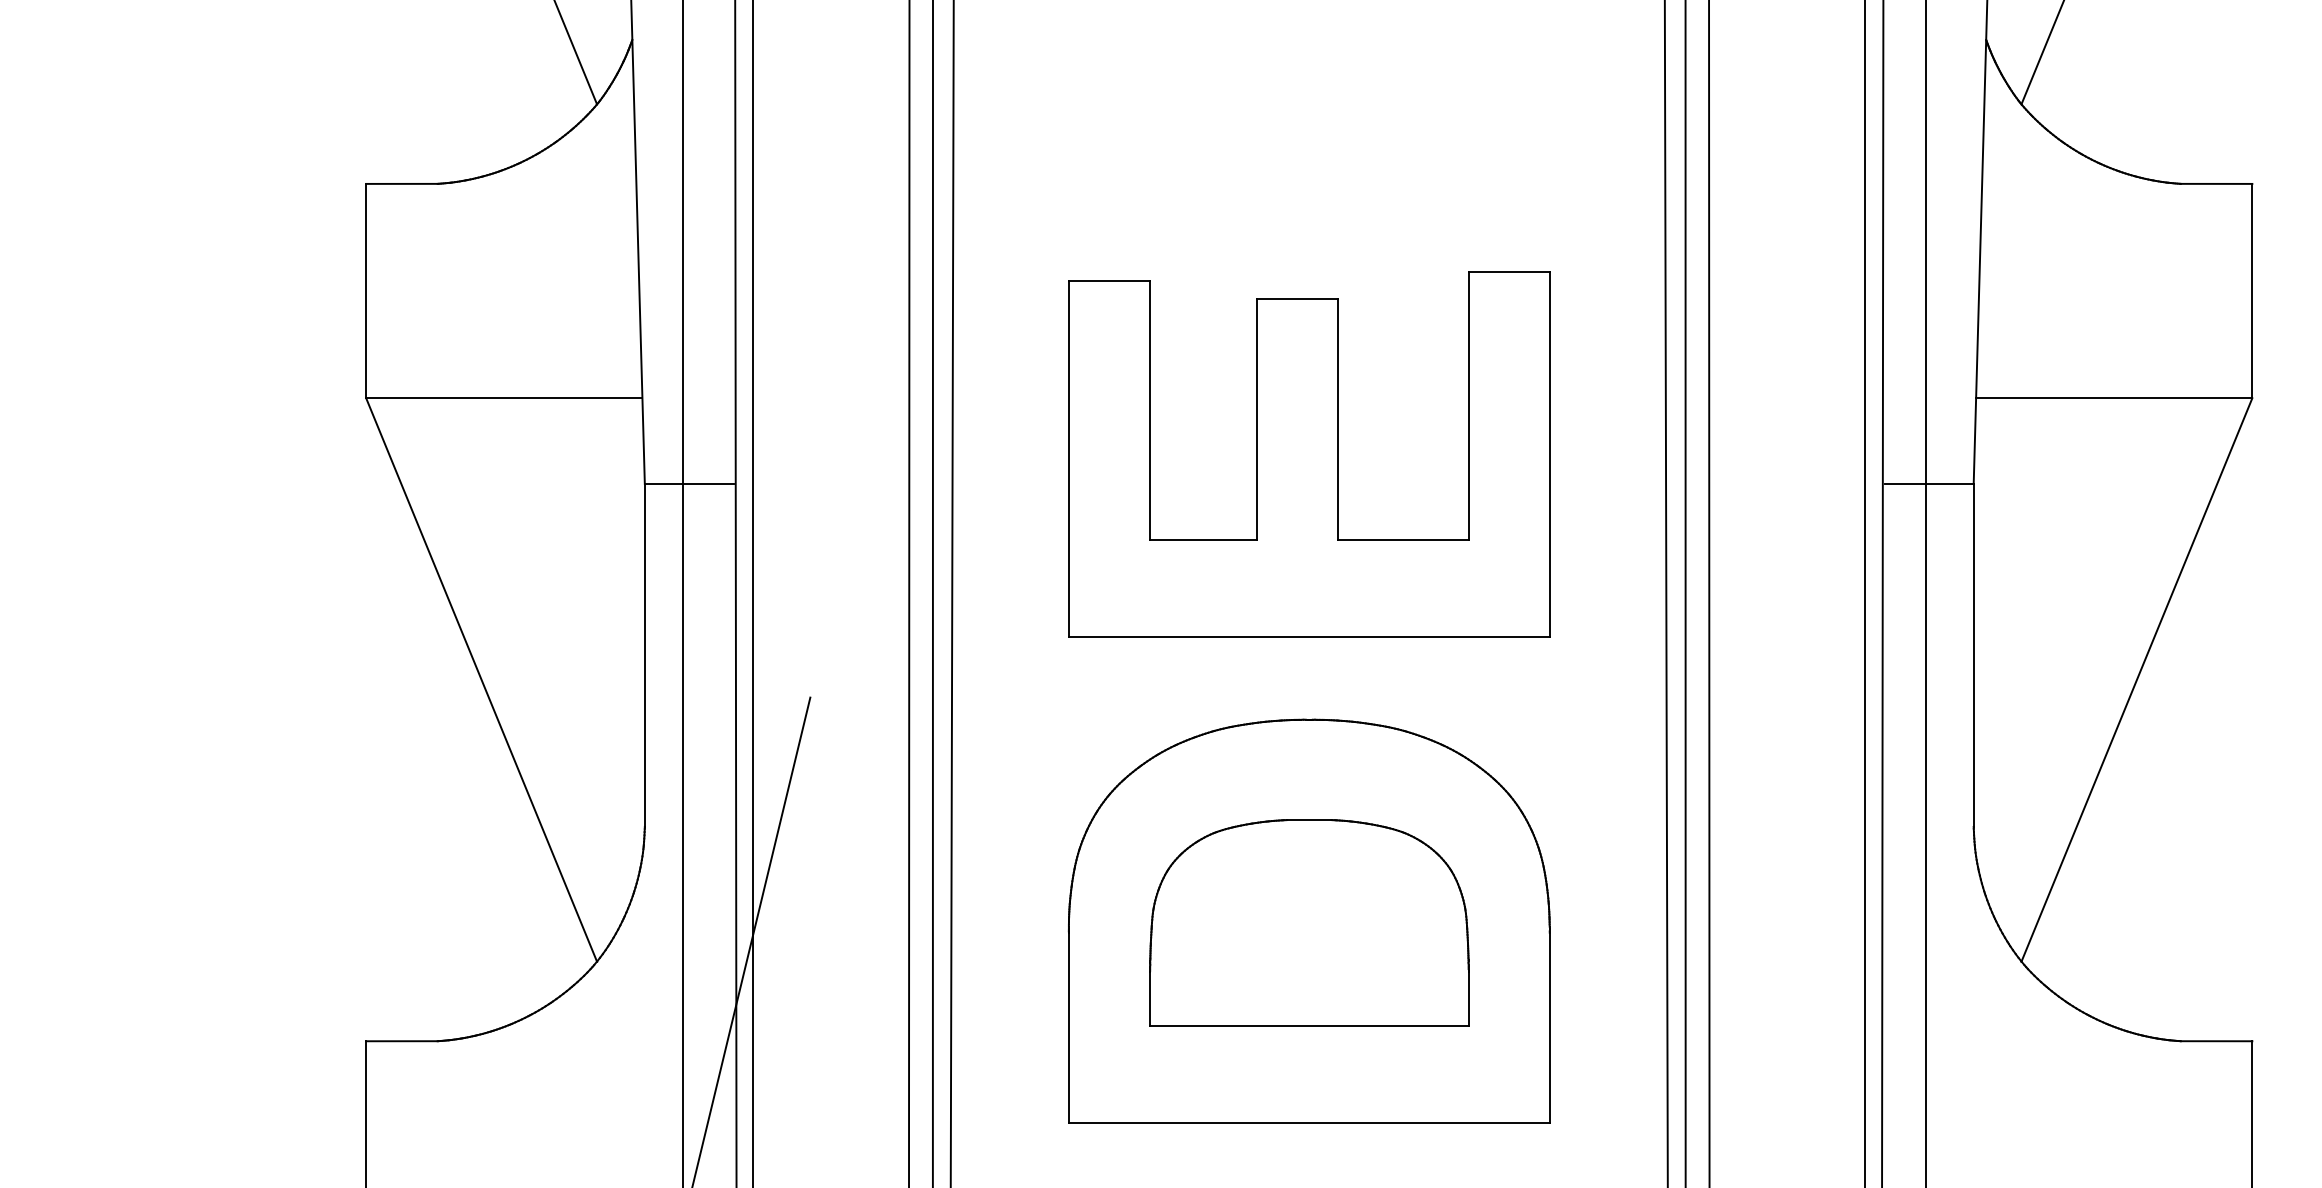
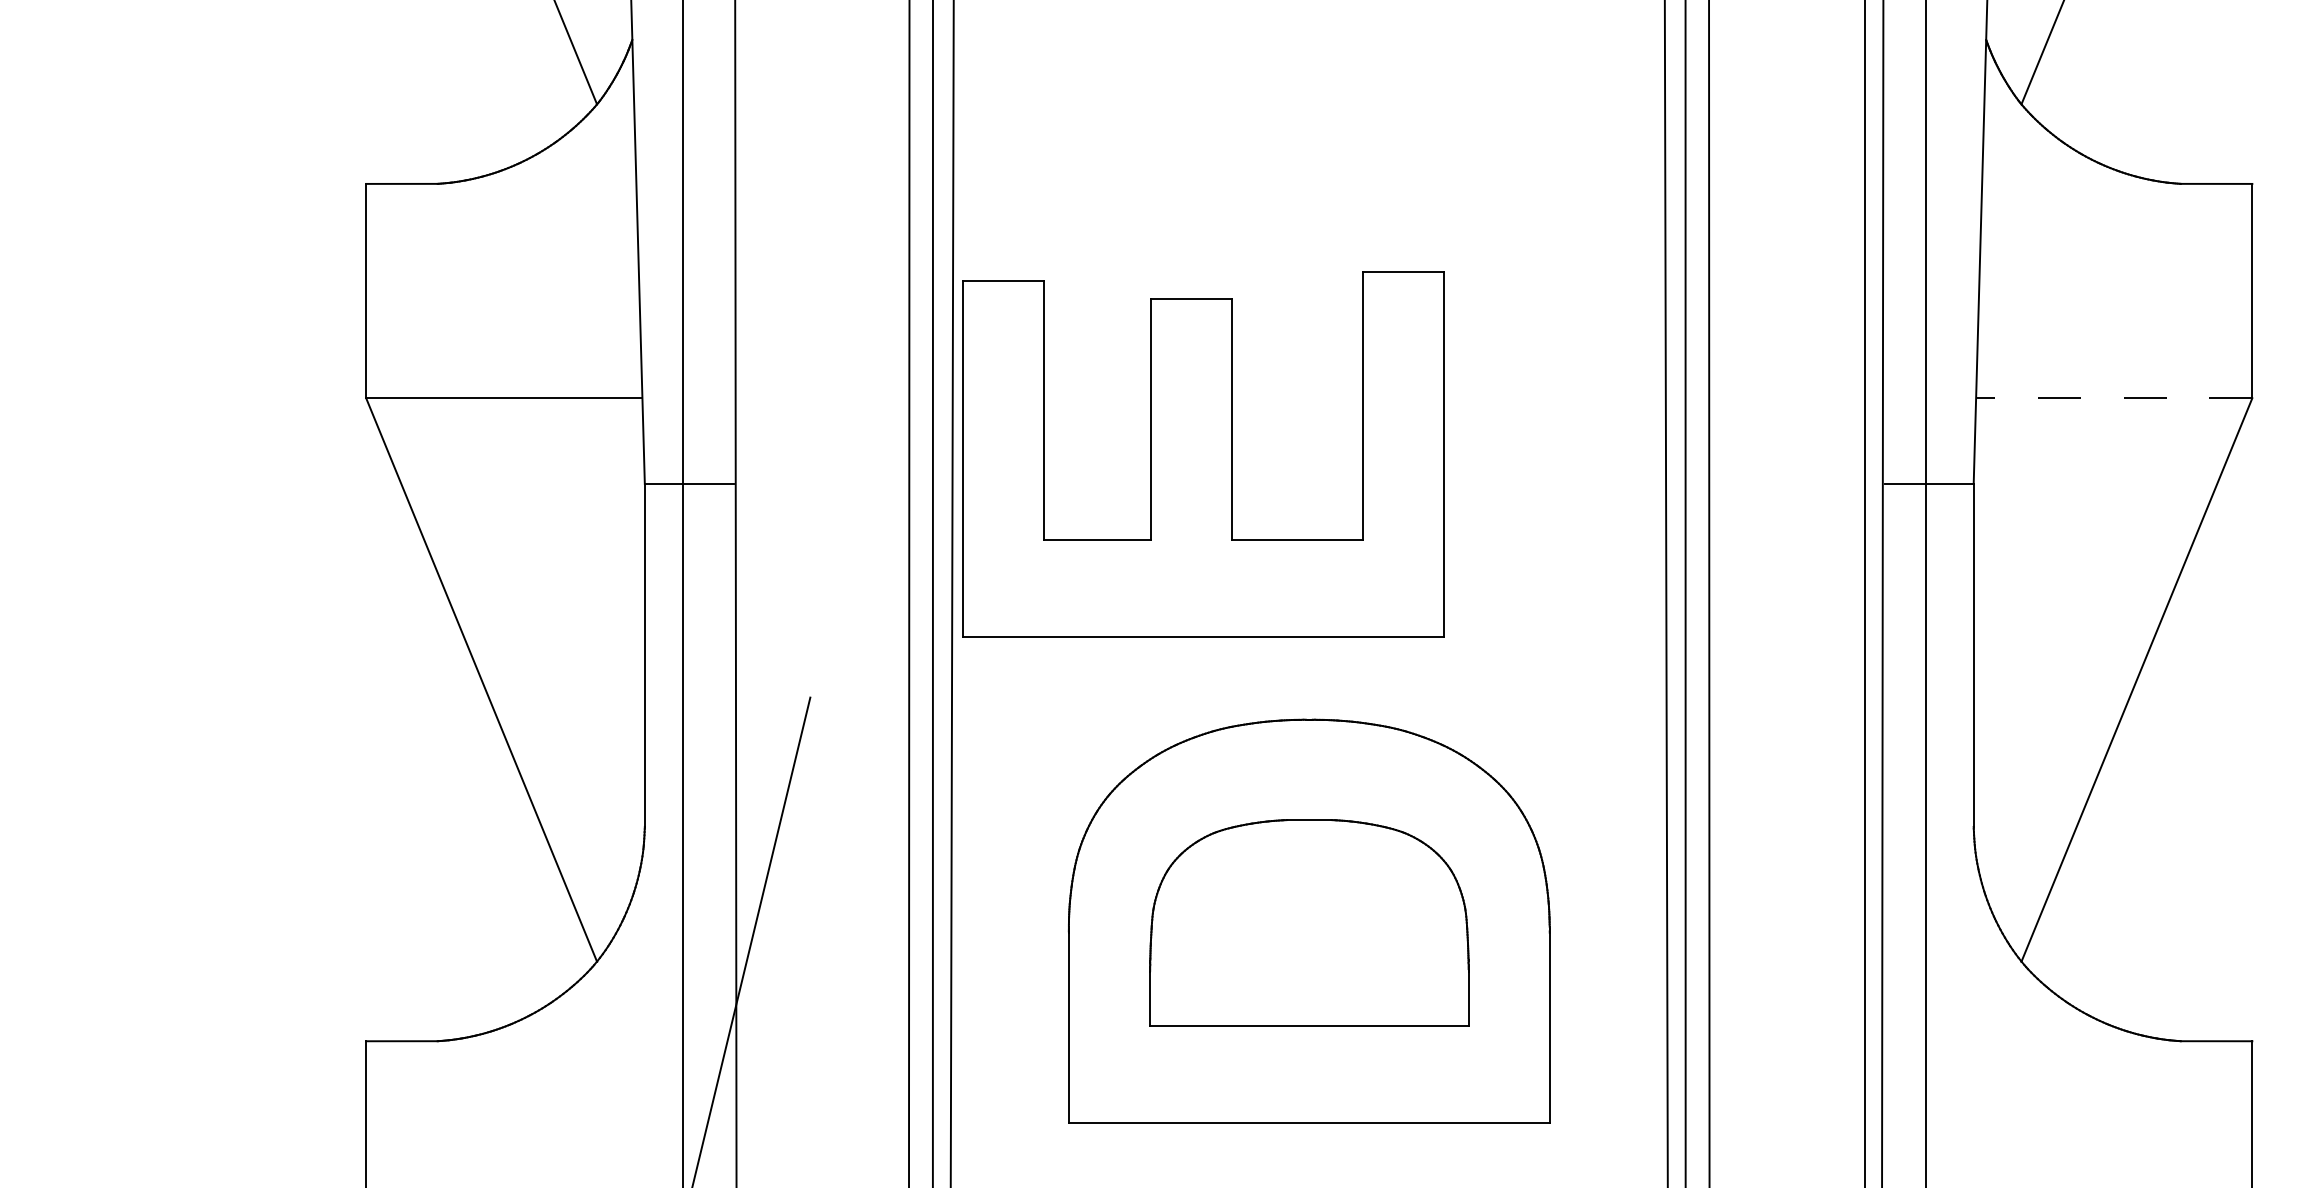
line: solid -> dashed (2113, 398)
part position: (1309, 454) -> (1203, 454) (1203, 454)
line: present -> none (753, 593)
